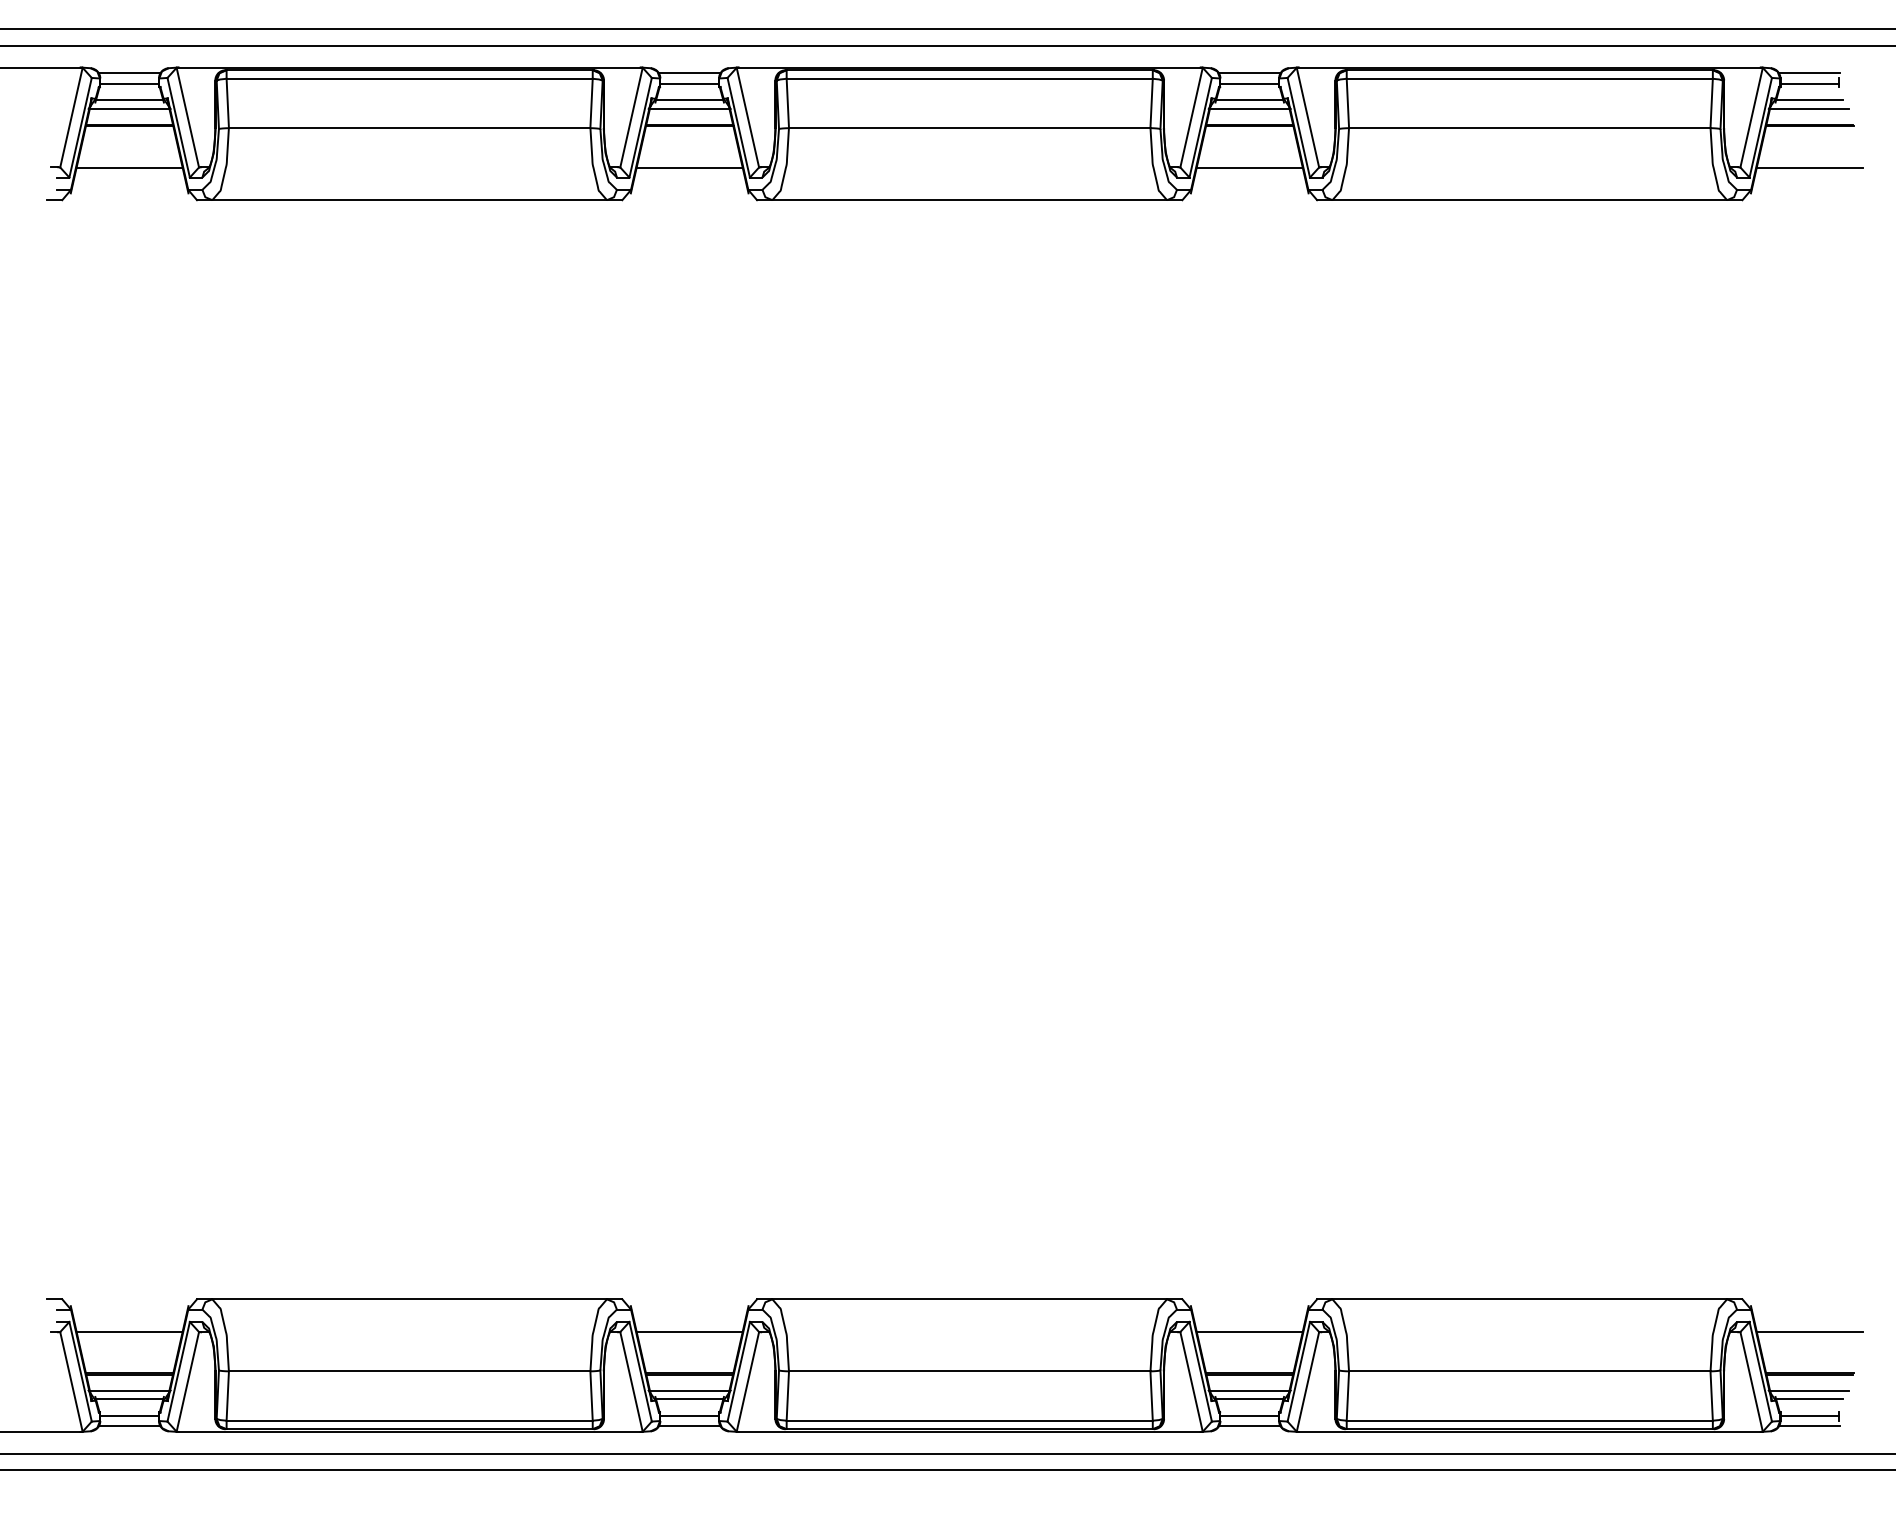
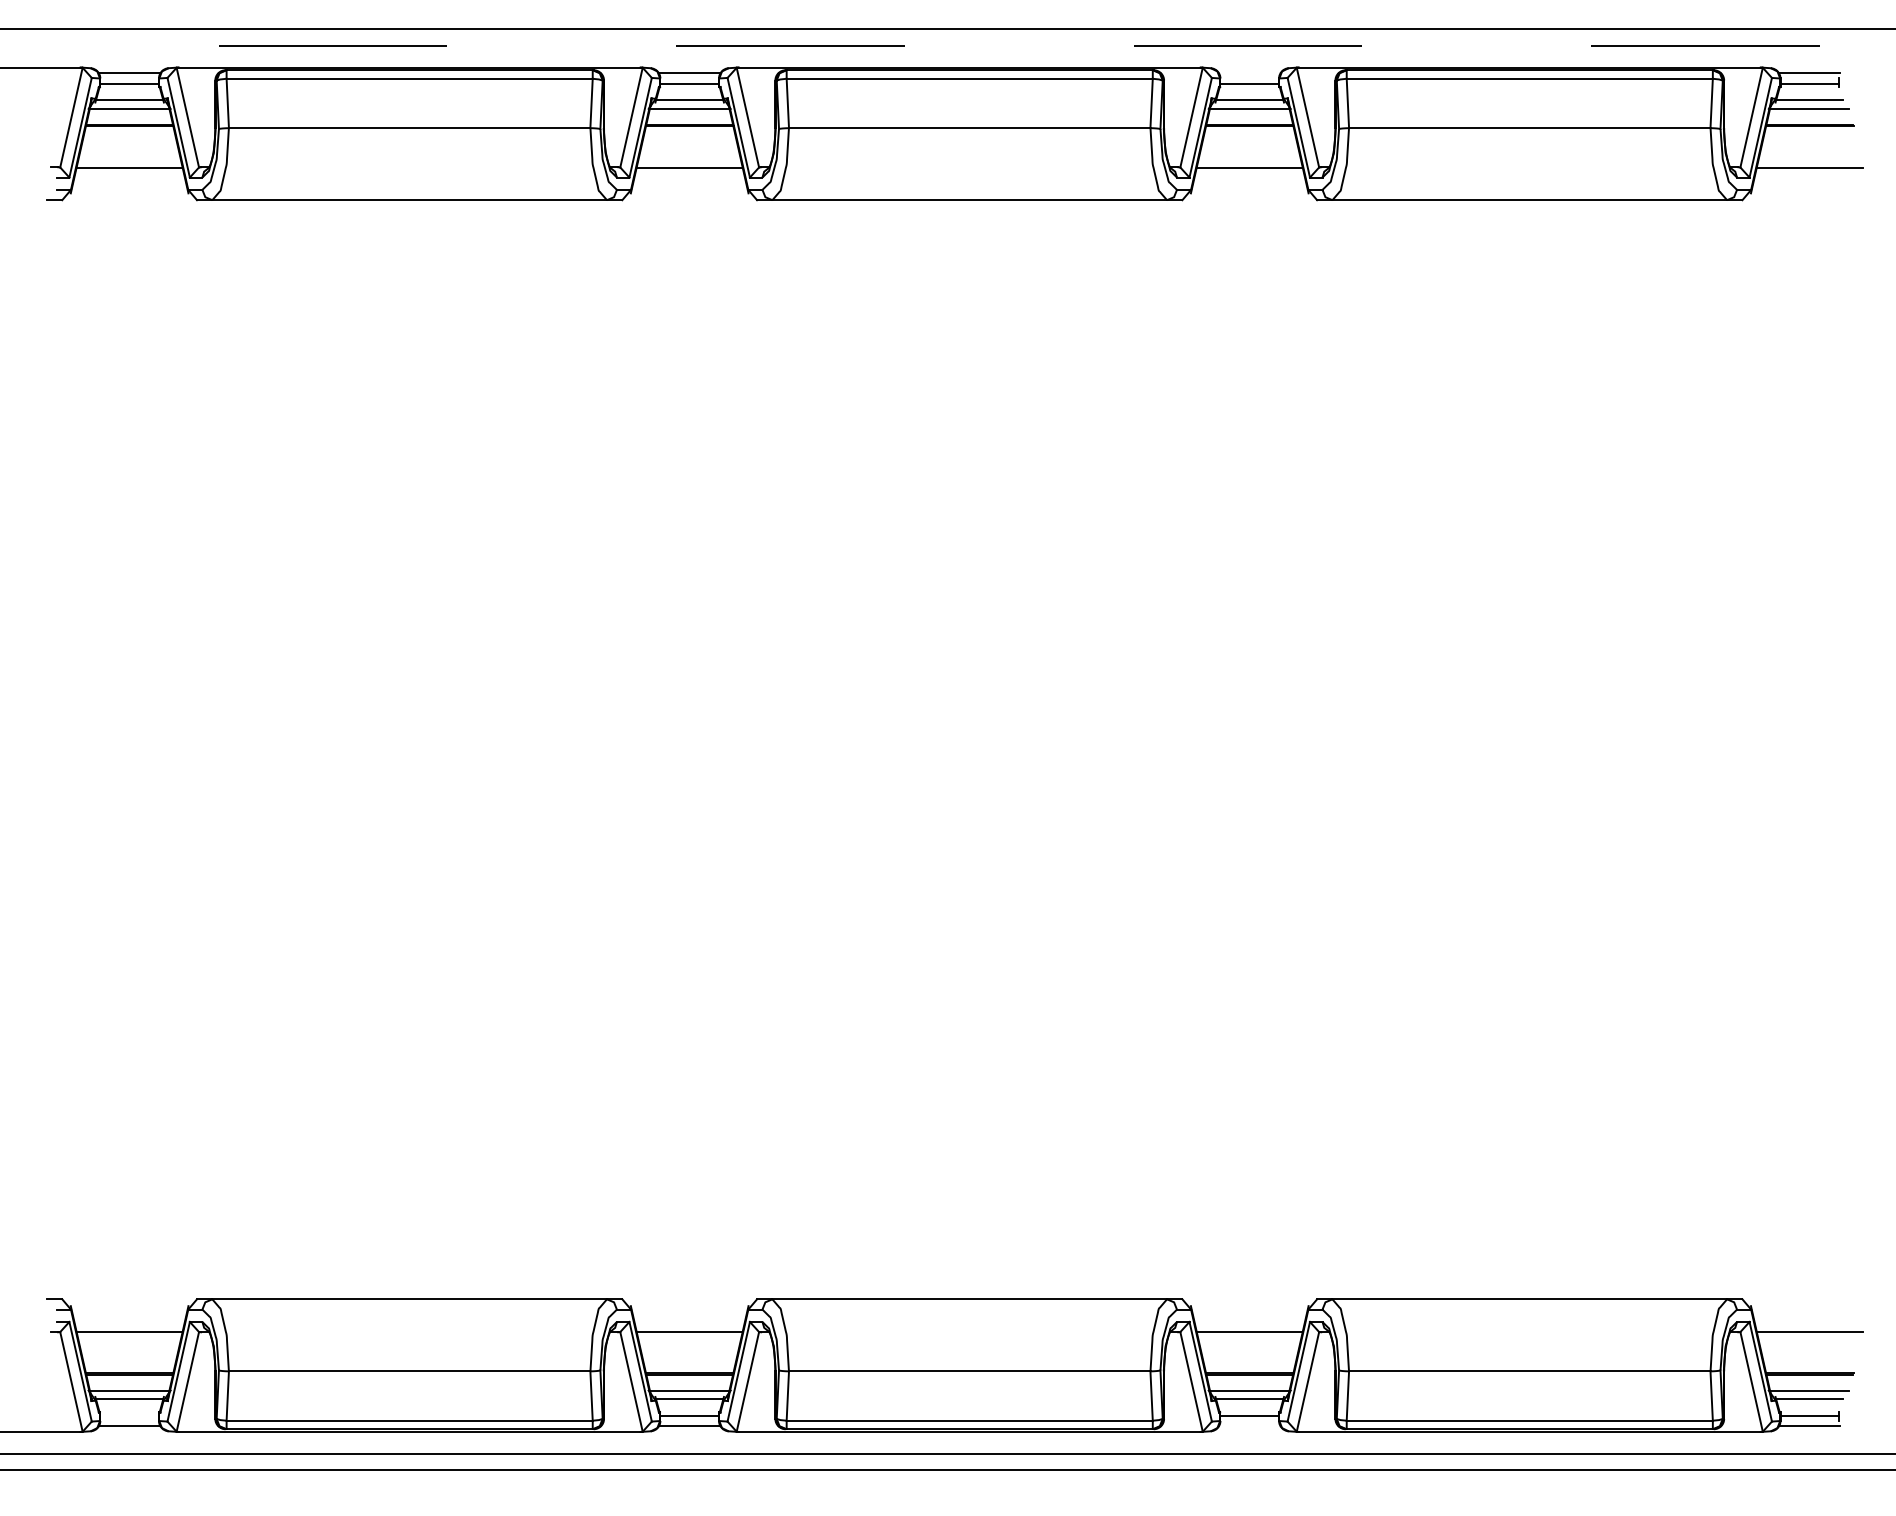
line: solid -> dashed (947, 45)
line: present -> none (1249, 73)
line: present -> none (129, 1415)
line: present -> none (1249, 1426)
